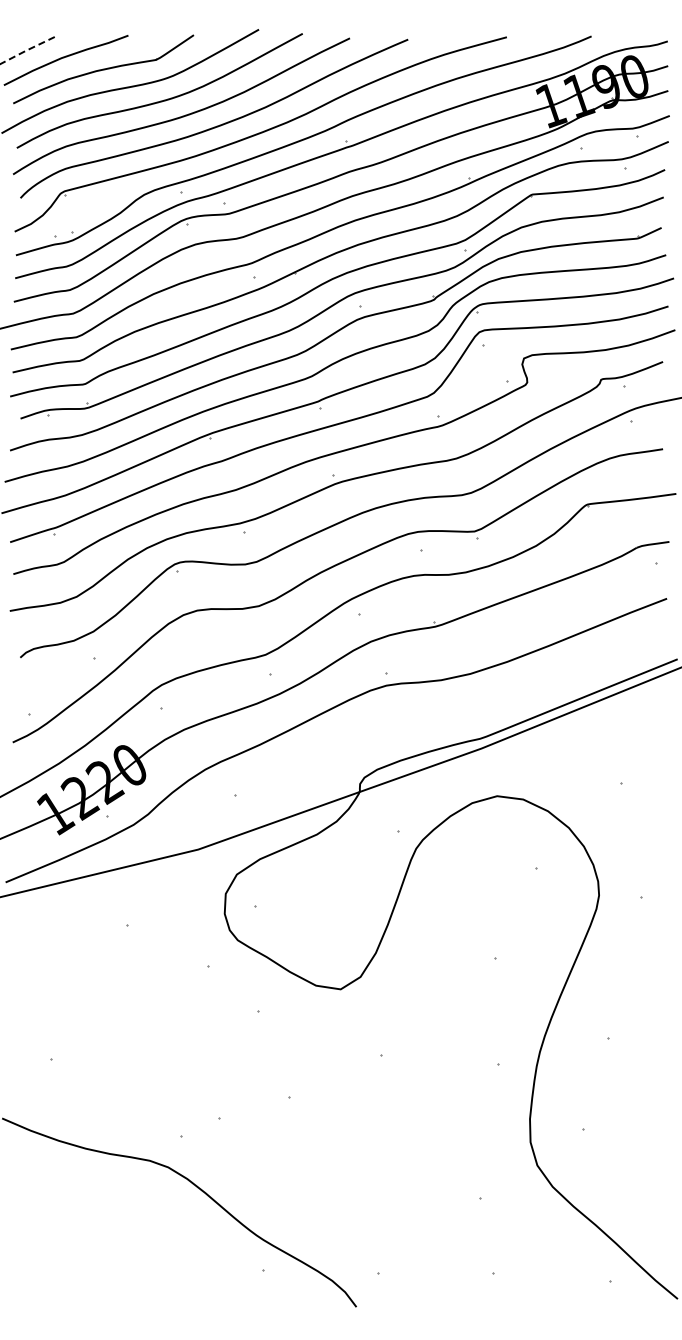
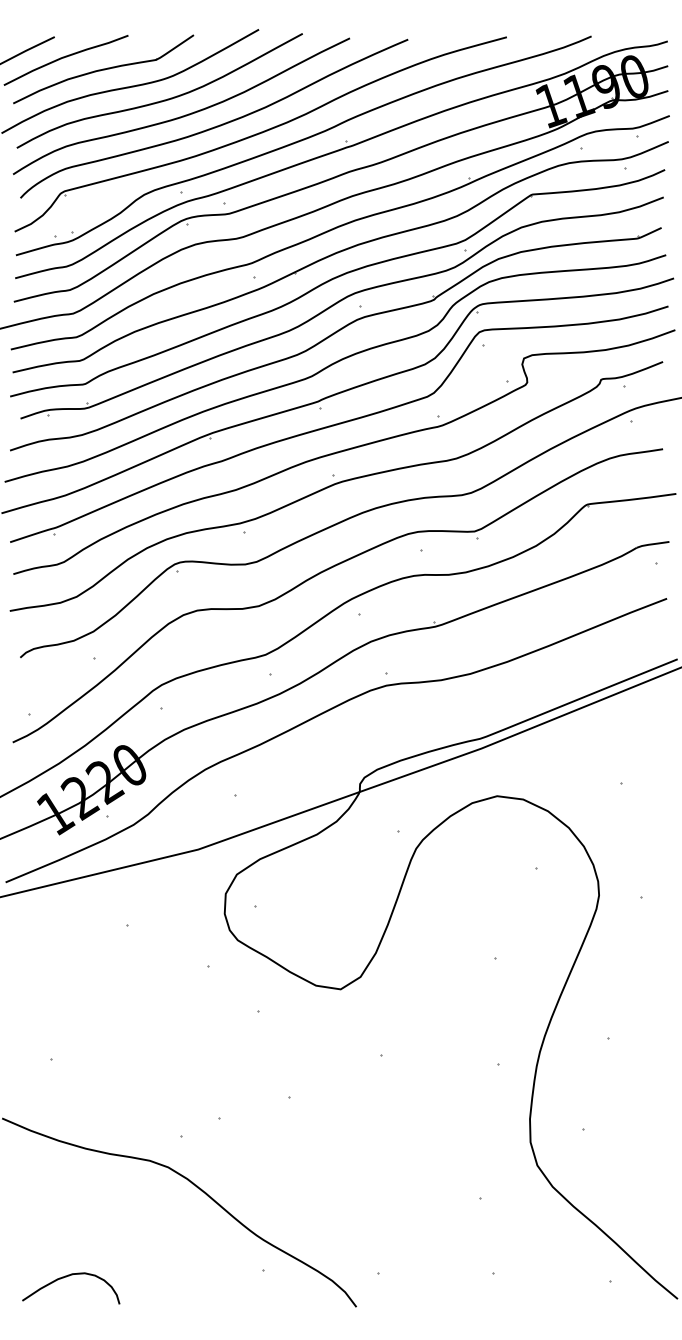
line: dashed -> solid (26, 50)
curve: none -> present (66, 1277)
